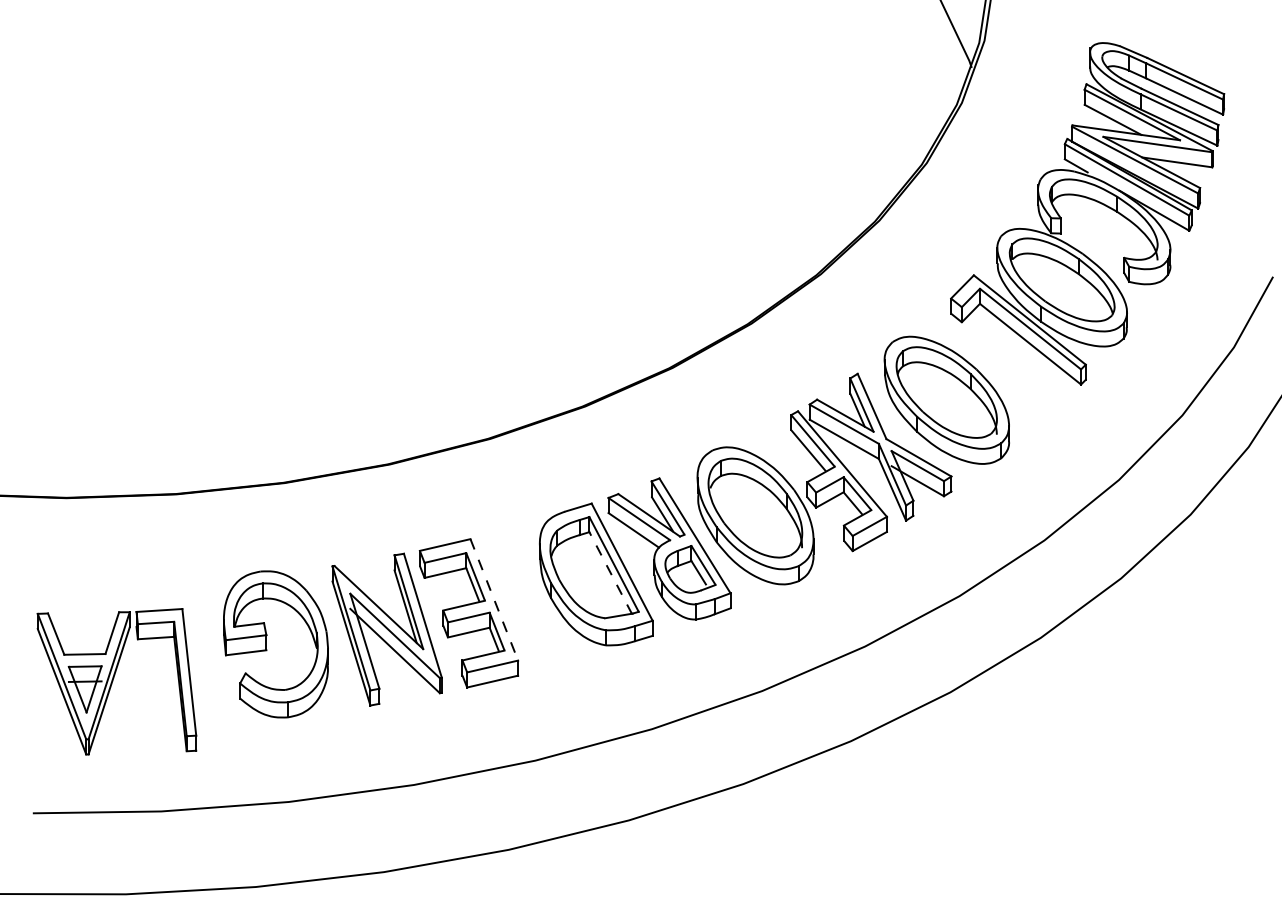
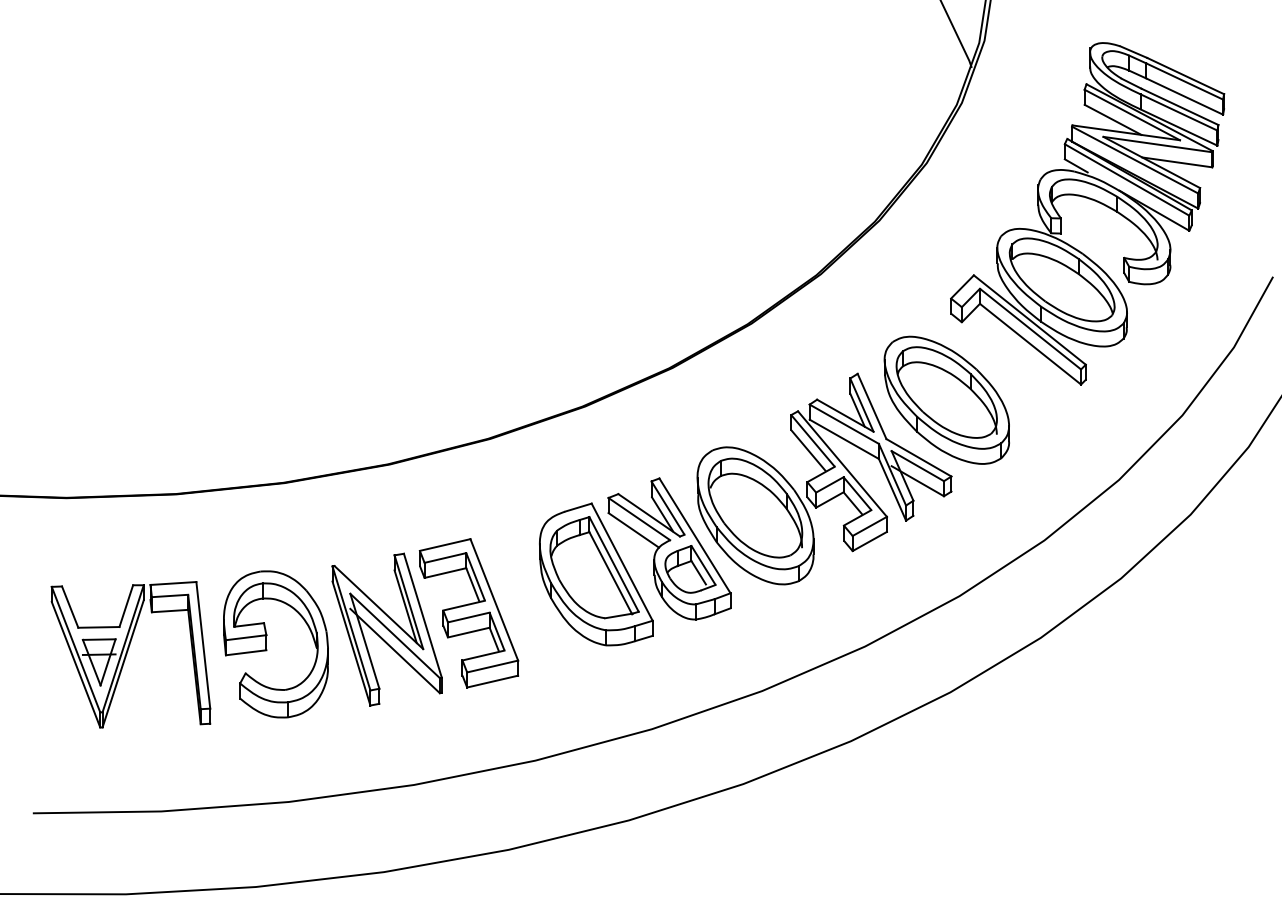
line: dashed -> solid (610, 572)
line: dashed -> solid (494, 600)
part position: (116, 681) -> (130, 654) (130, 654)
